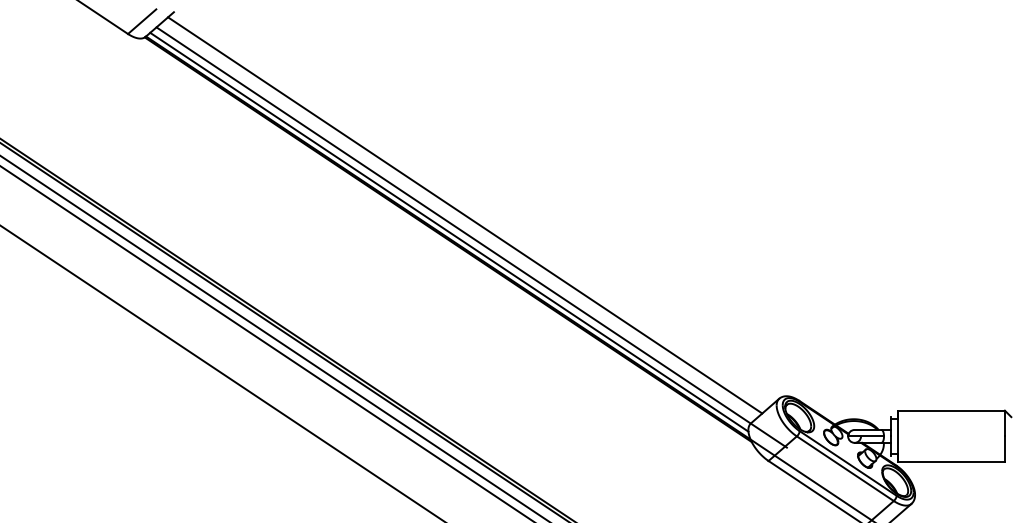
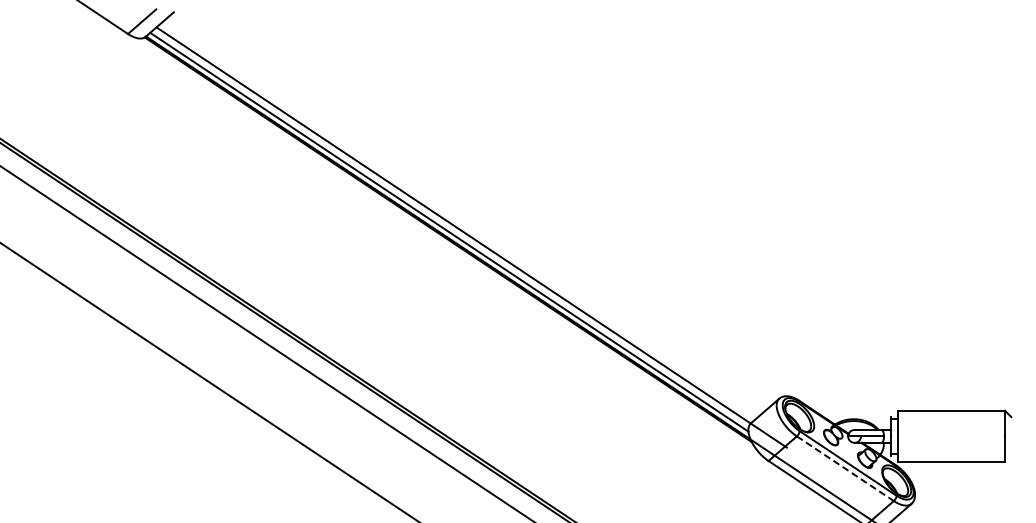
line: present -> none (465, 215)
line: present -> none (274, 337)
line position: (221, 372) -> (208, 381) (208, 381)
line: solid -> dashed (845, 468)
